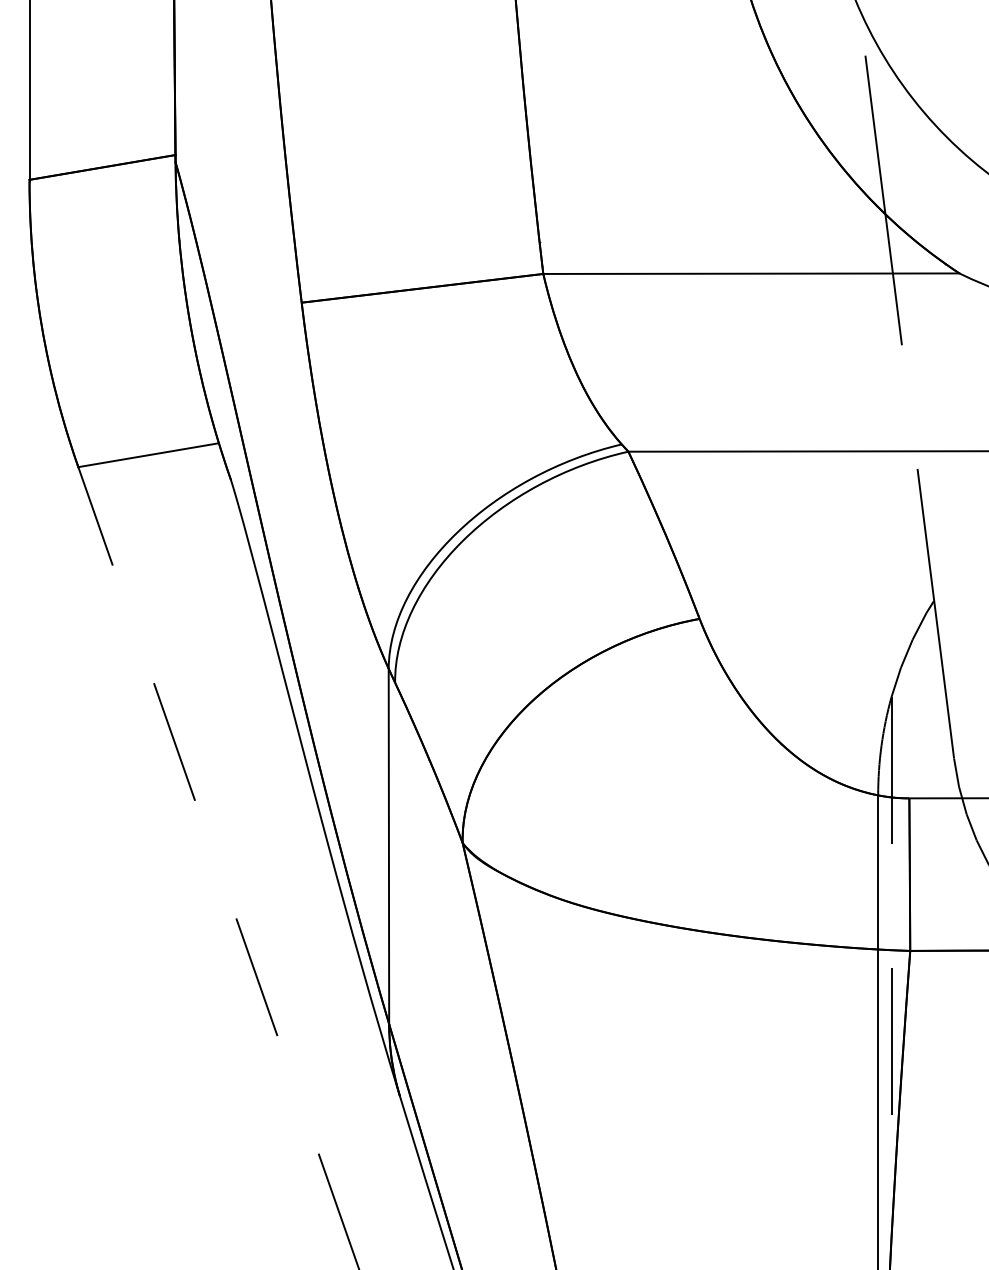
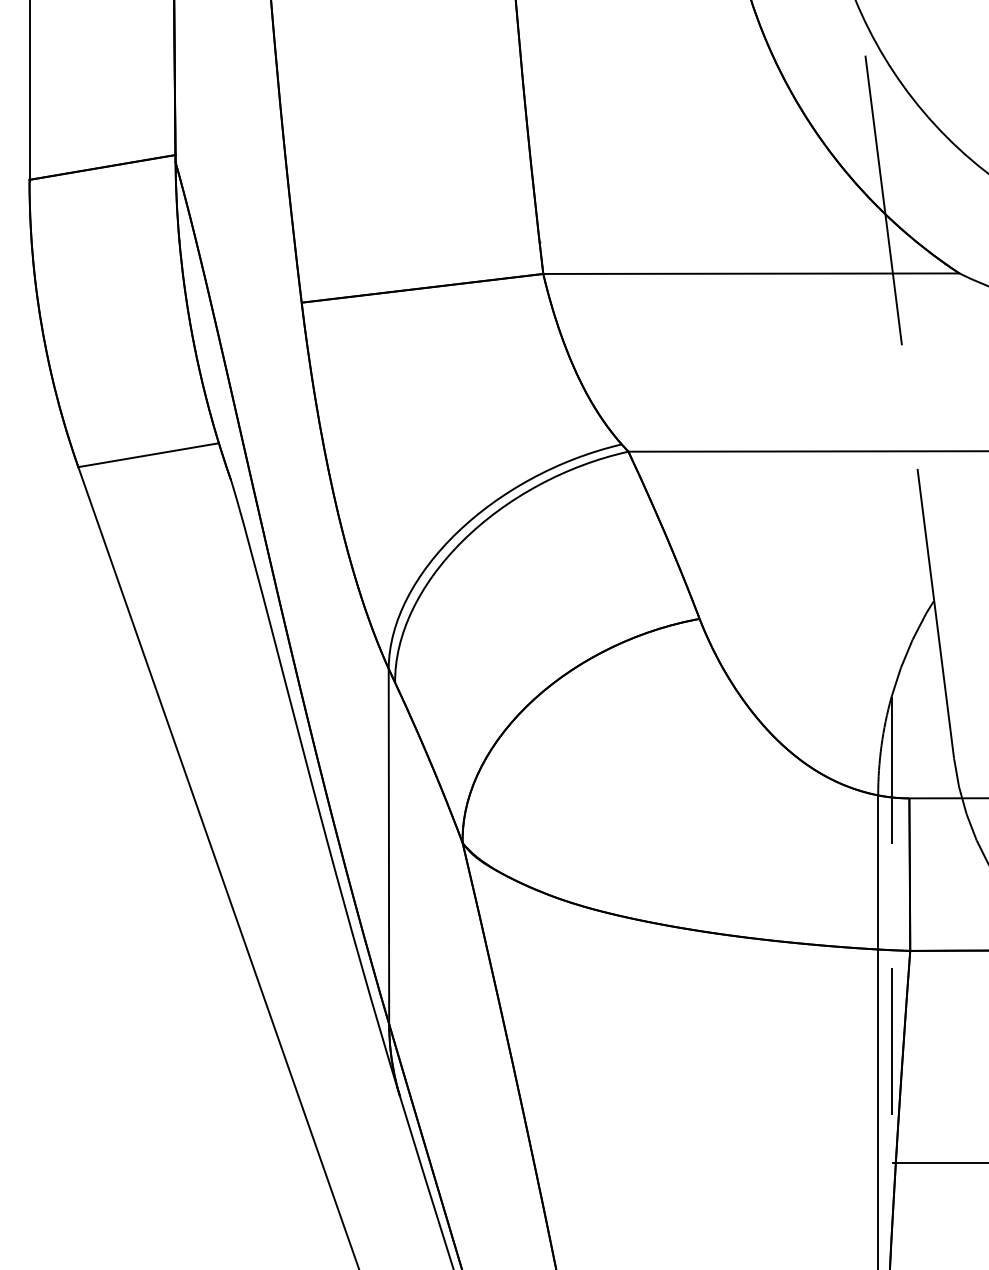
line: dashed -> solid (218, 868)
line: none -> present (938, 1163)
